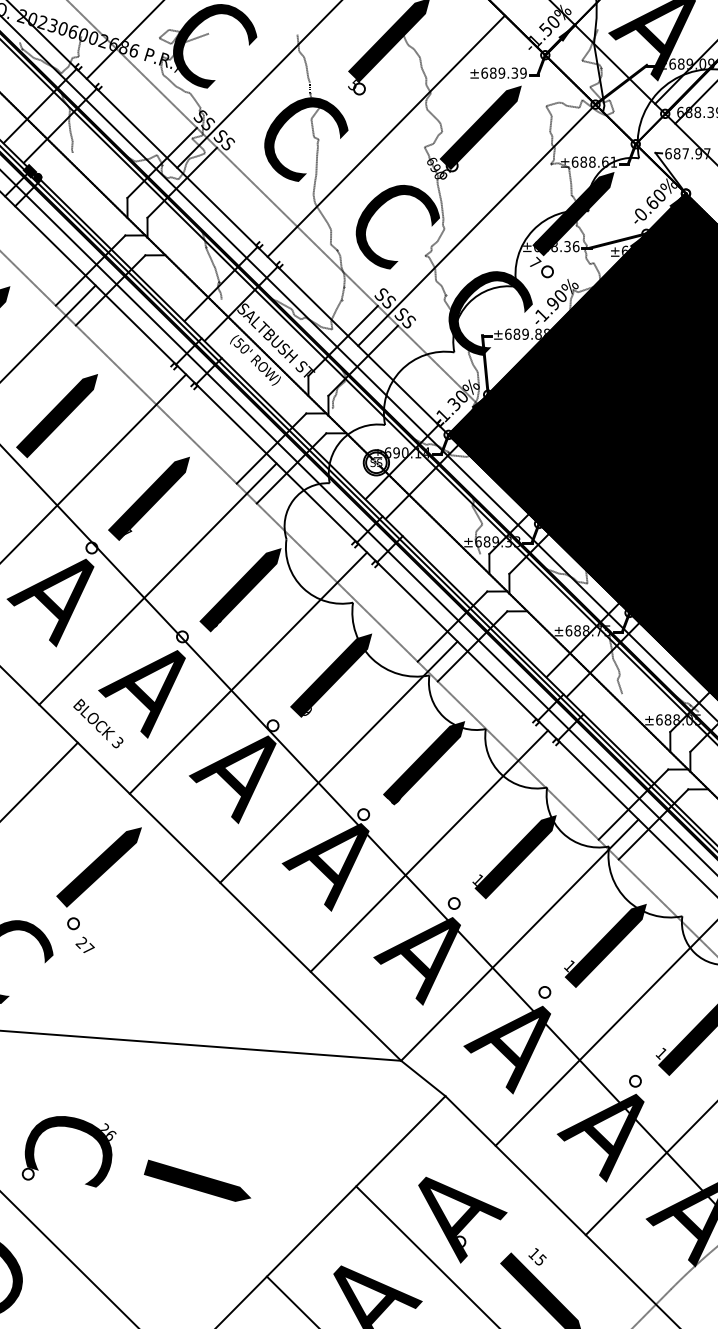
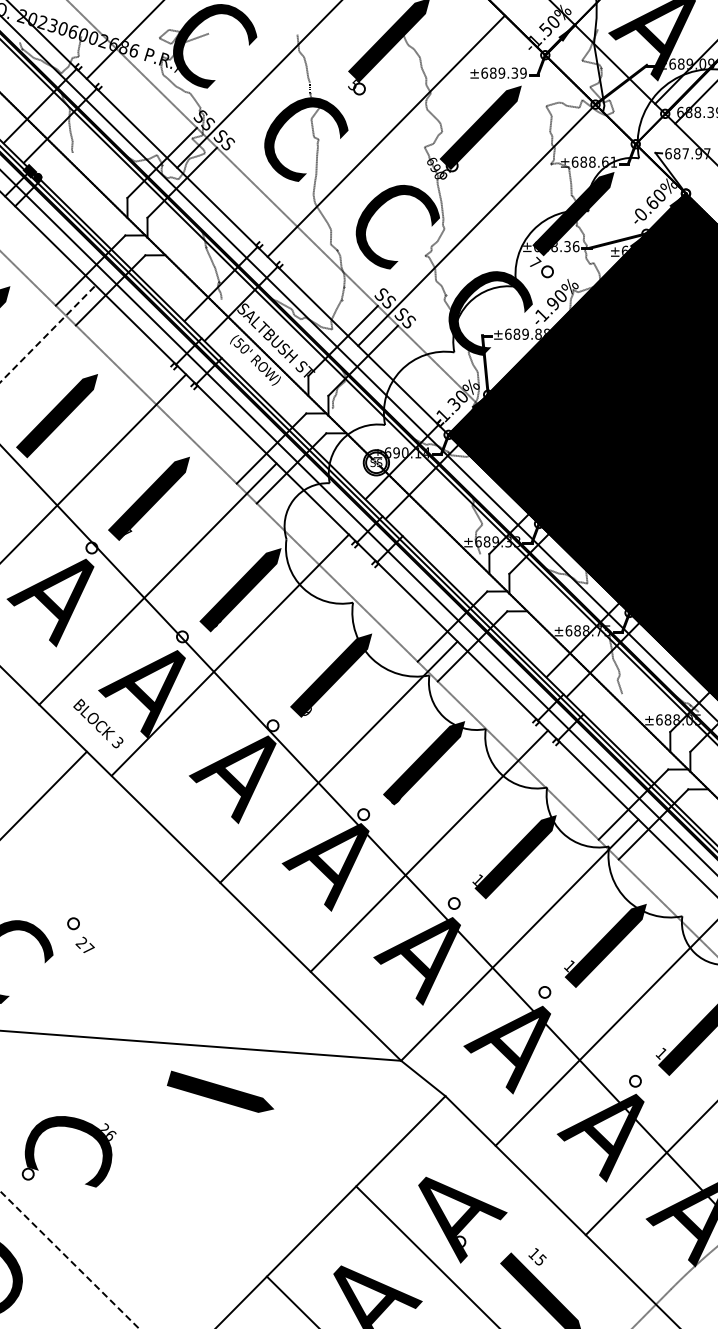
line: solid -> dashed (48, 333)
line position: (248, 672) -> (230, 654) (230, 654)
line position: (39, 780) -> (44, 794) (44, 794)
line: present -> none (98, 867)
line position: (197, 1180) -> (220, 1091) (220, 1091)
line: solid -> dashed (69, 1260)
